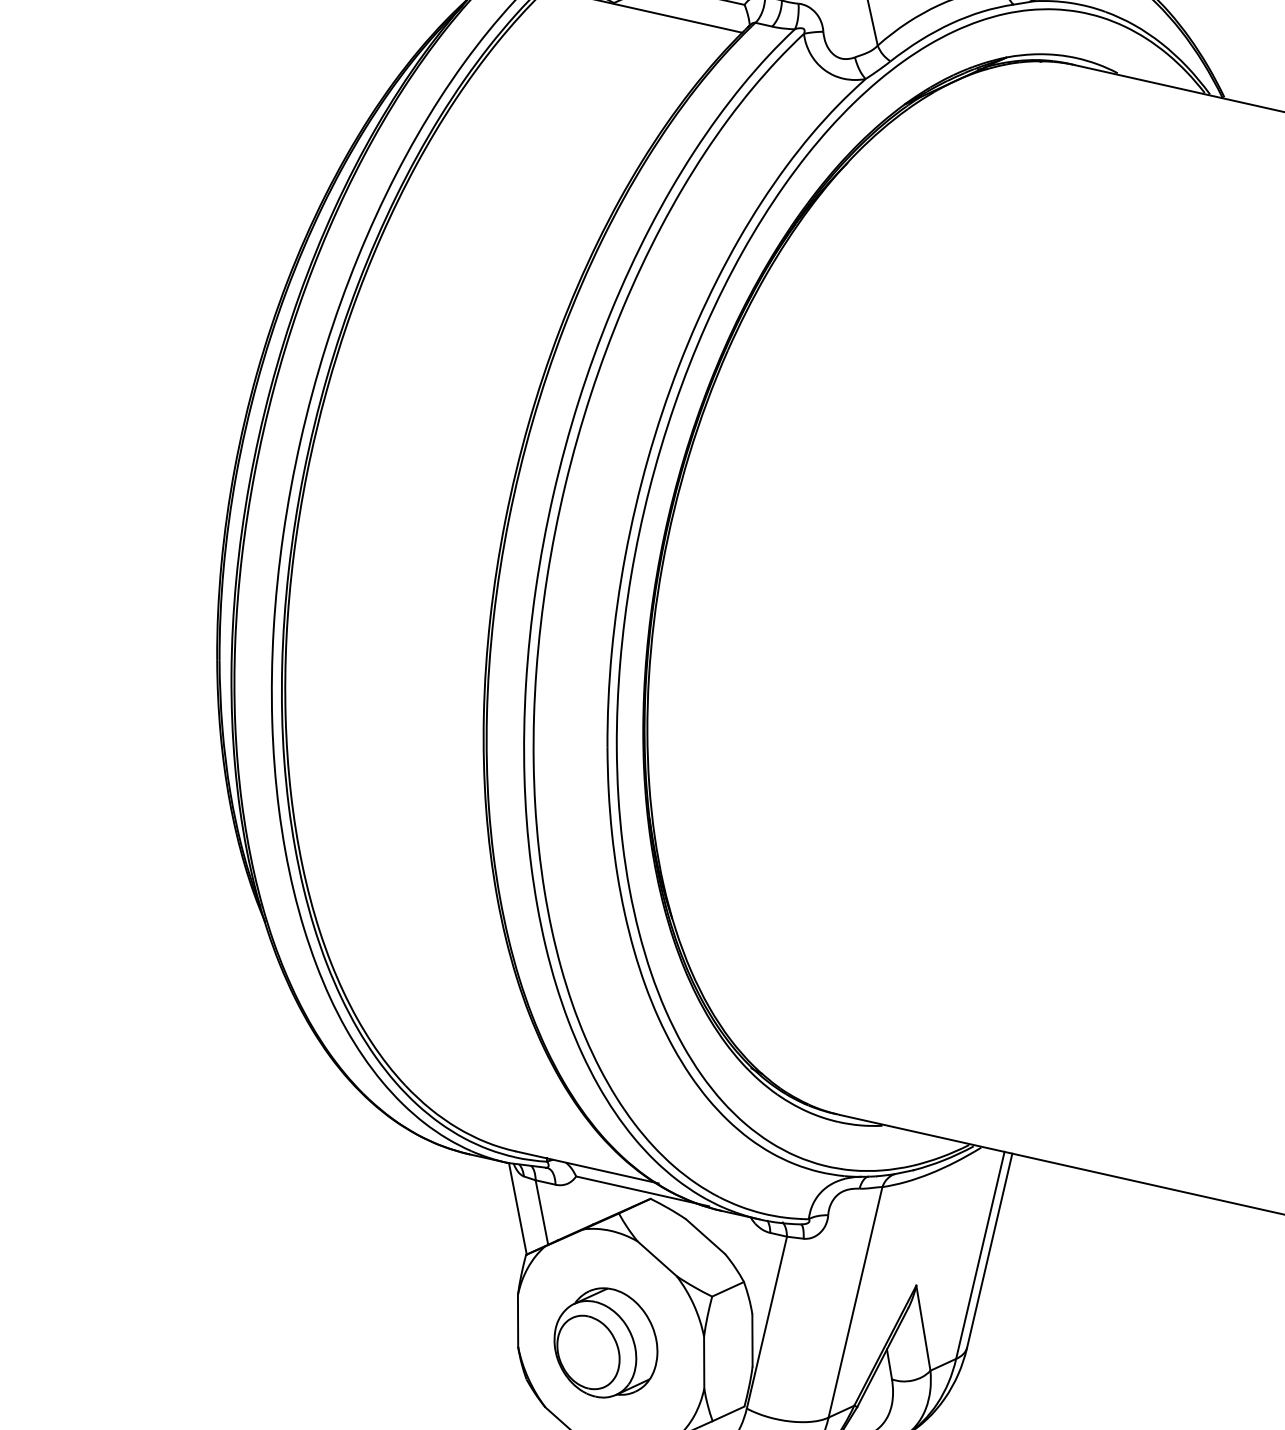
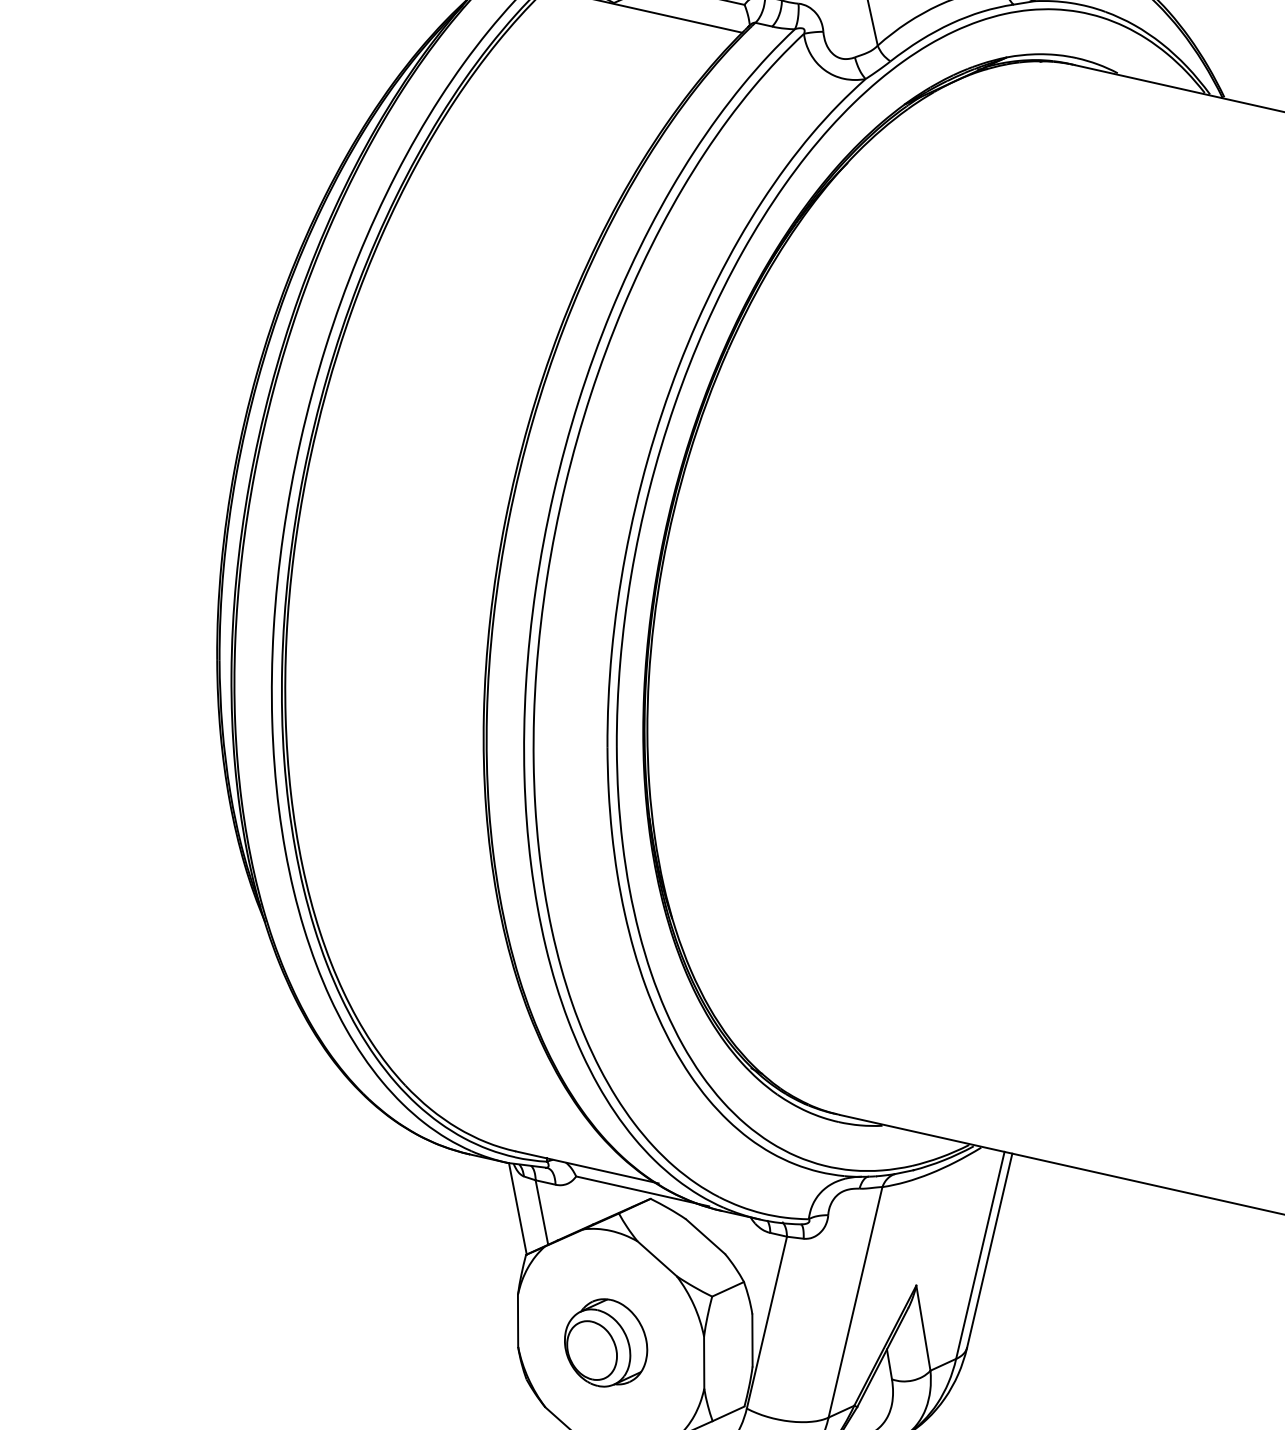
part size: 106x112 px -> 85x90 px (606, 1342)
